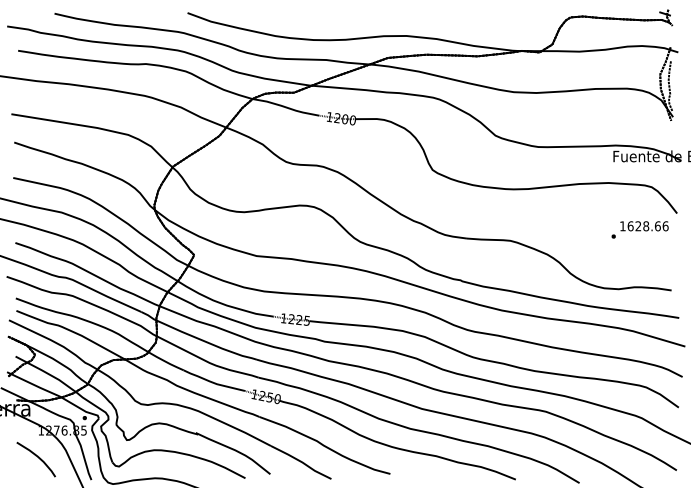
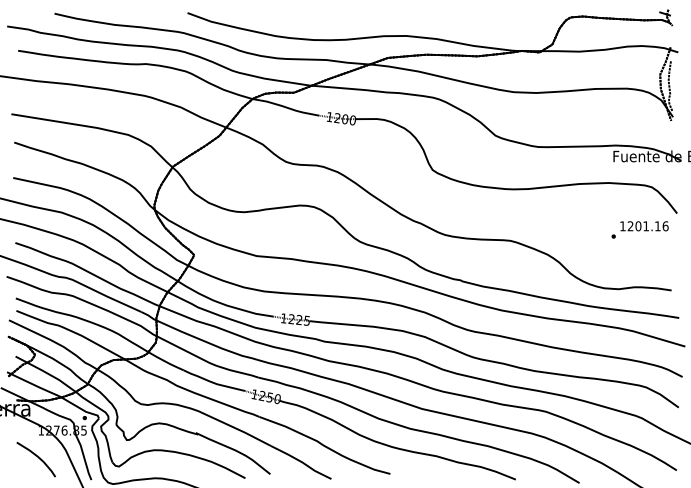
text: 1628.66 -> 1201.16 (643, 226)
